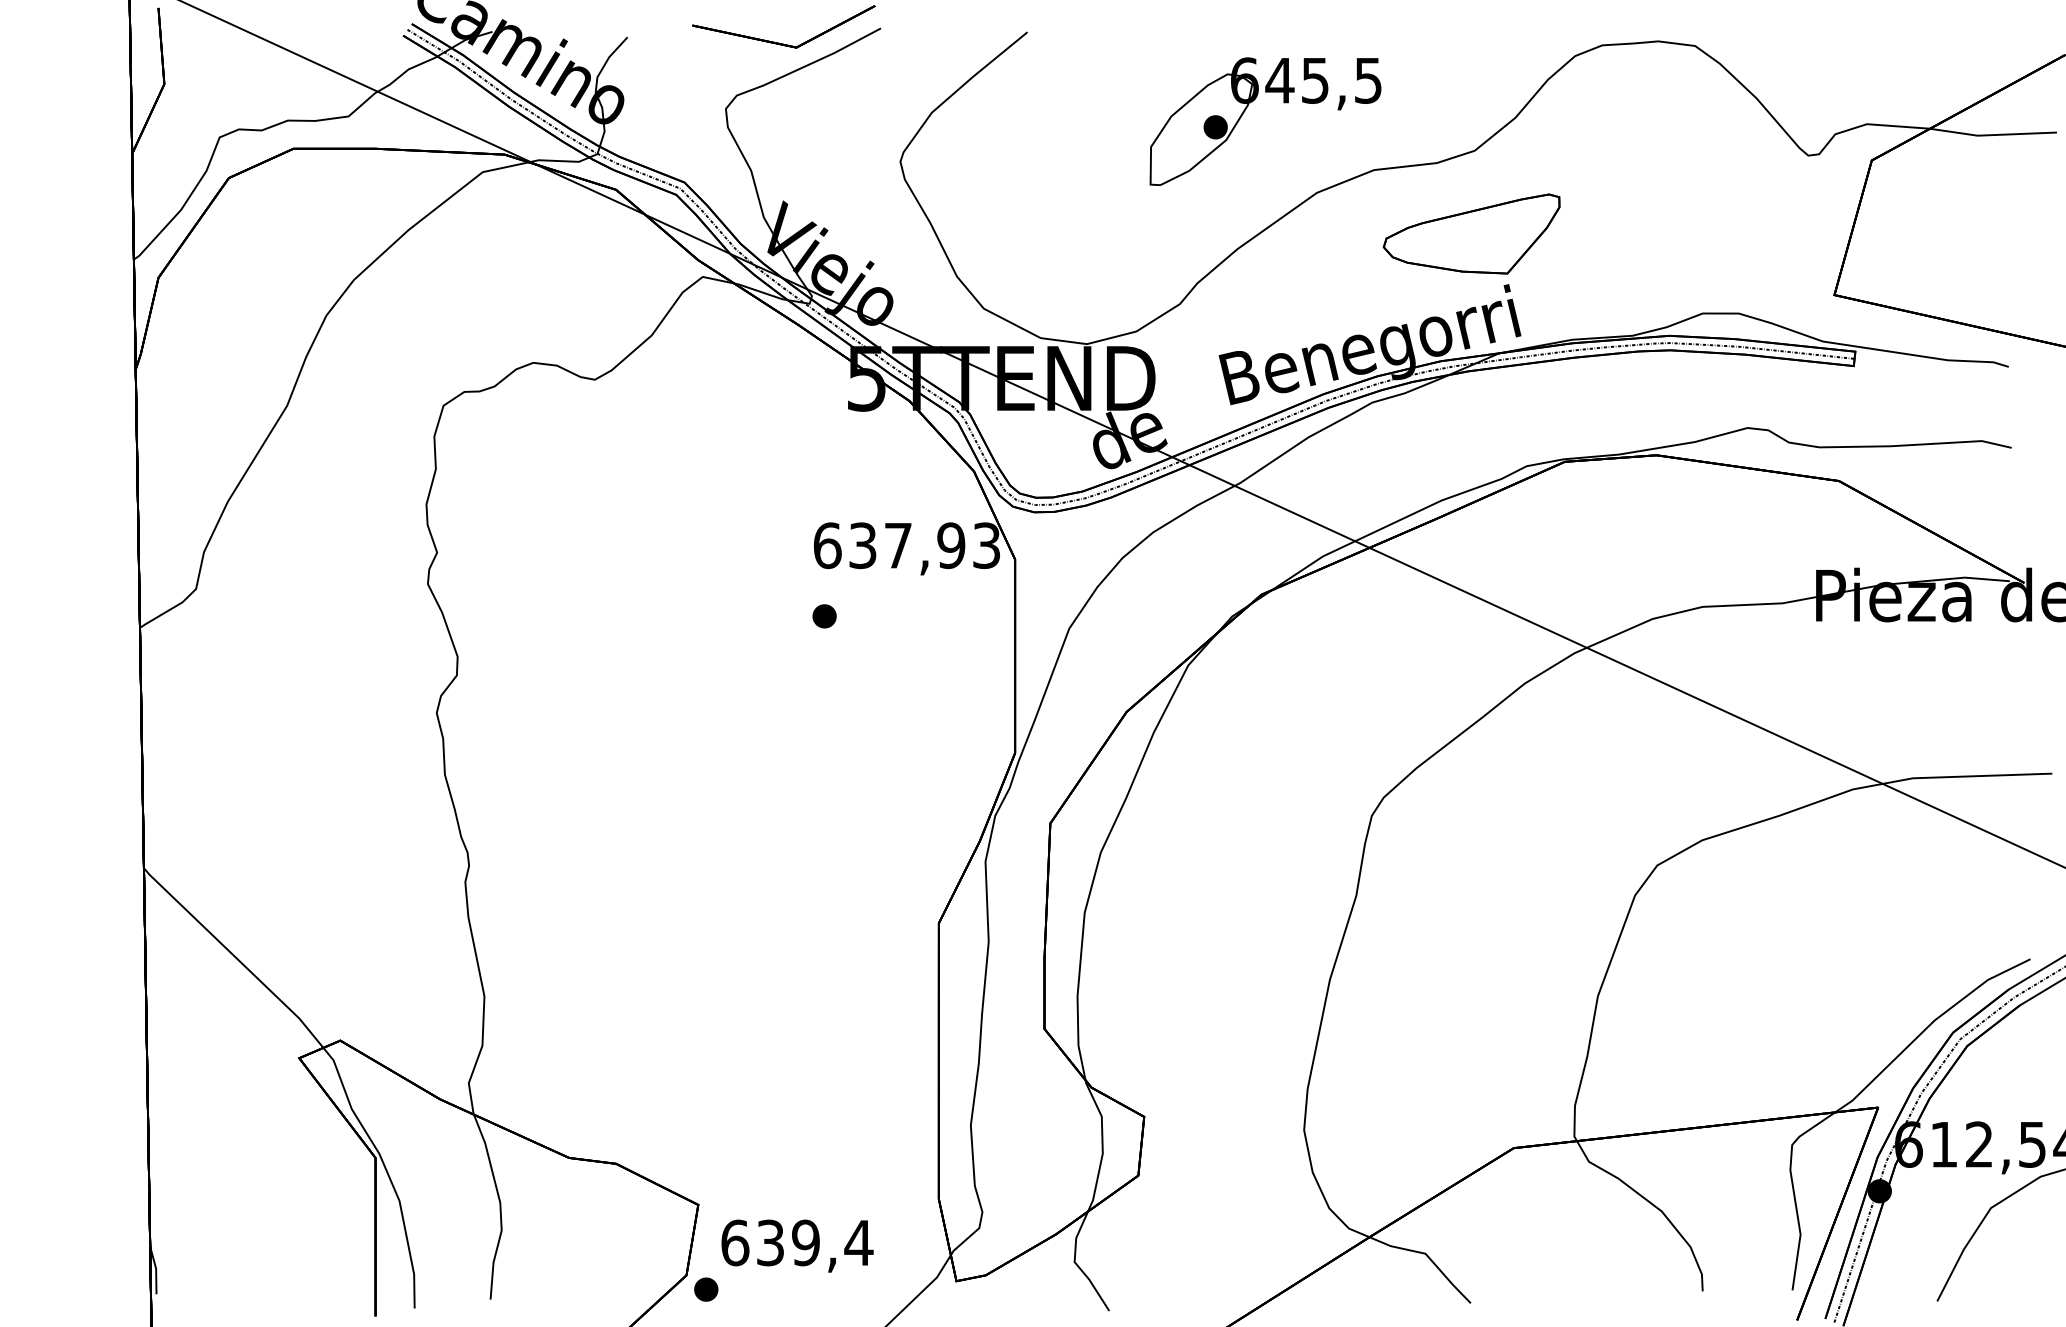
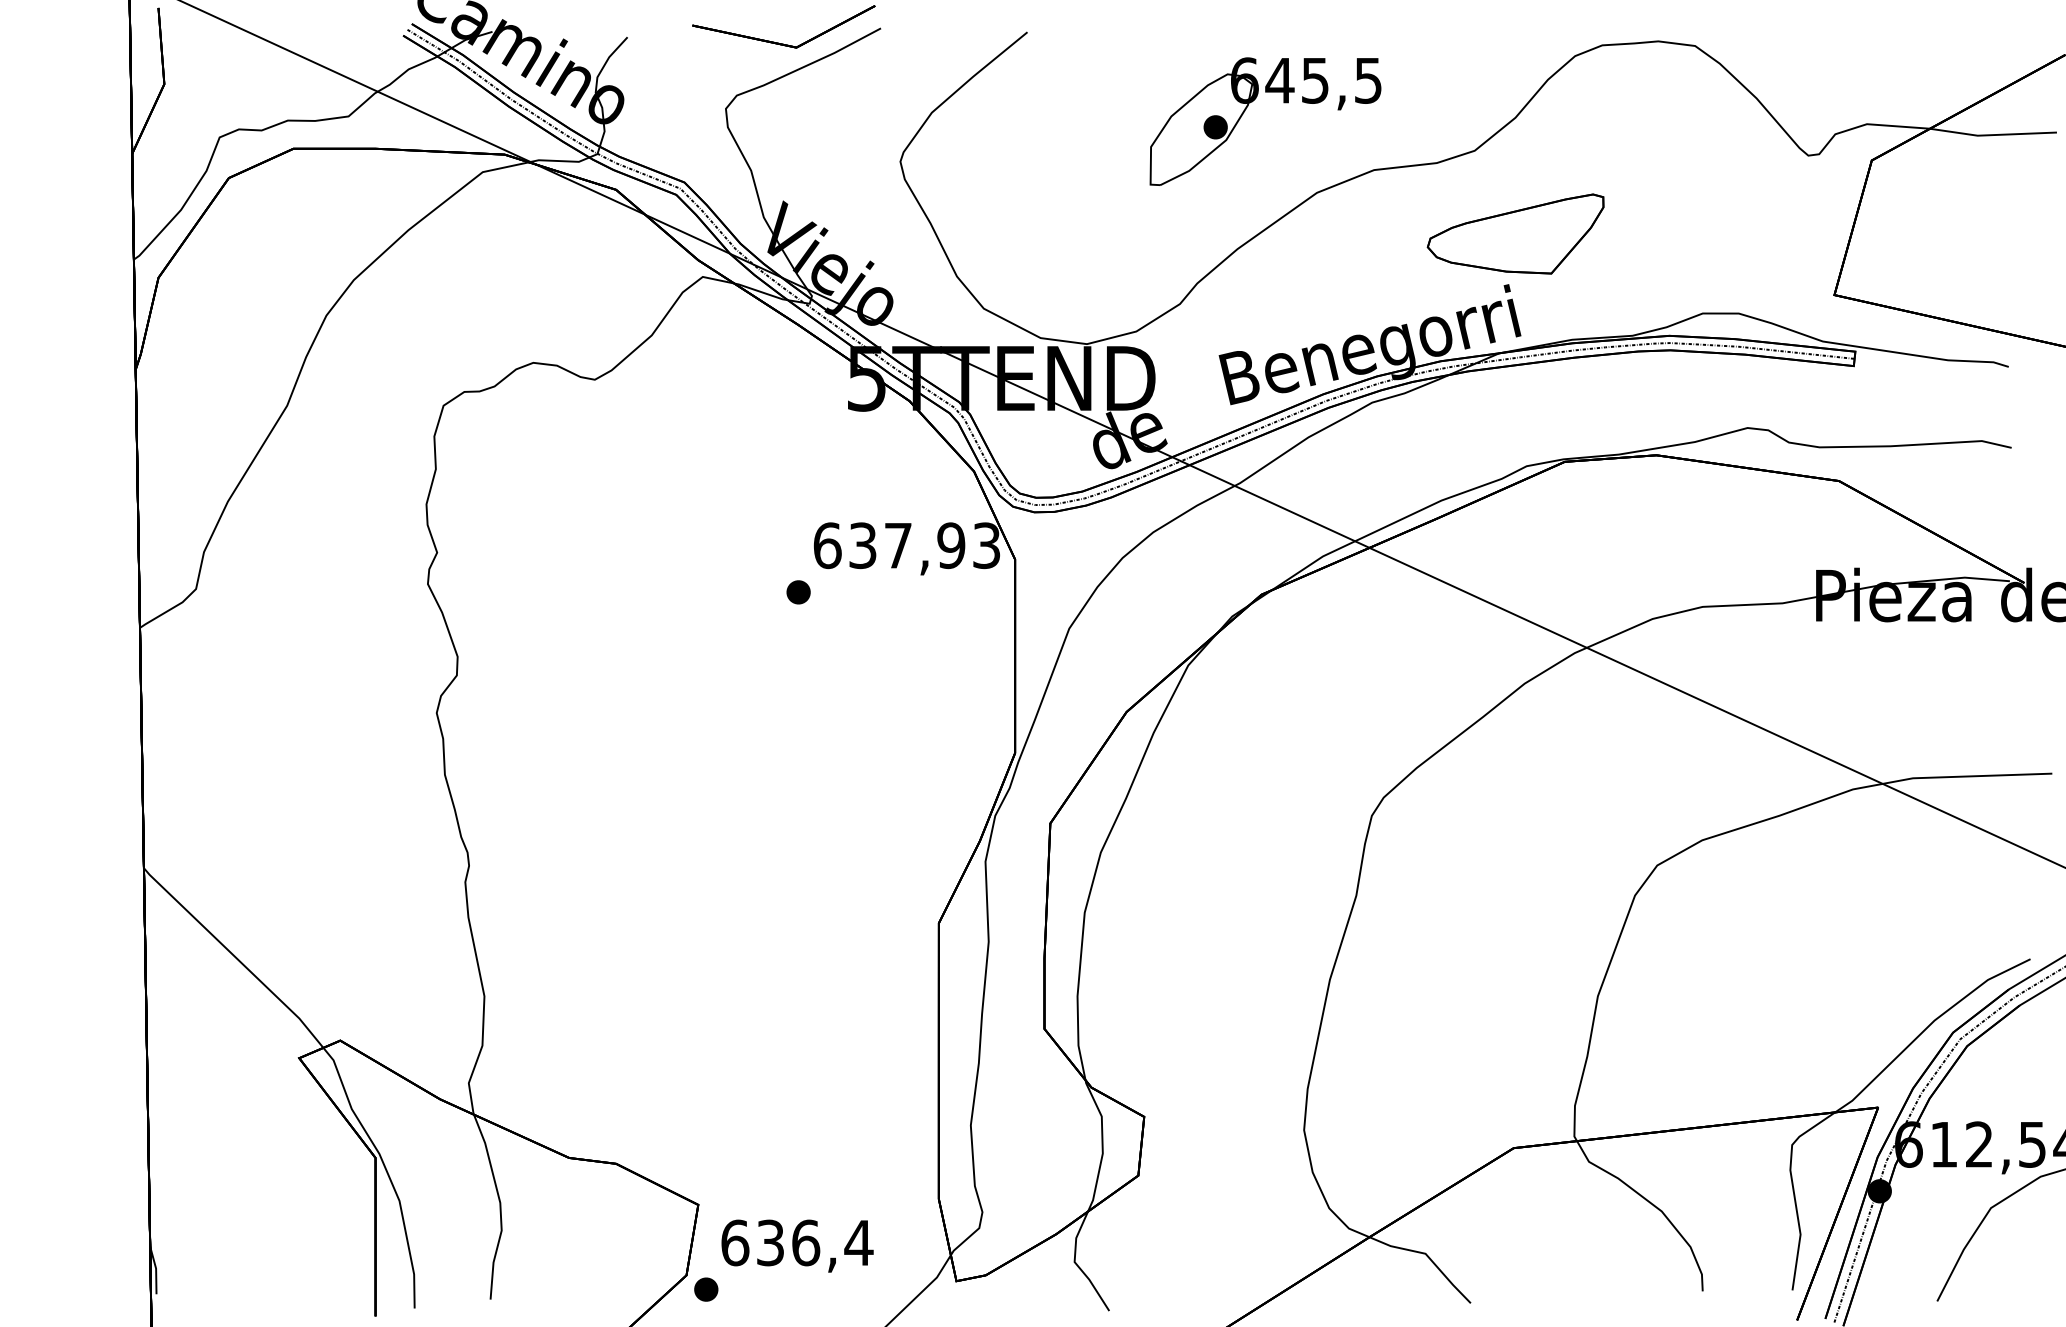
part position: (1471, 233) -> (1515, 233) (1515, 233)
part position: (824, 616) -> (798, 592) (798, 592)
text: 639,4 -> 636,4 (806, 1242)
